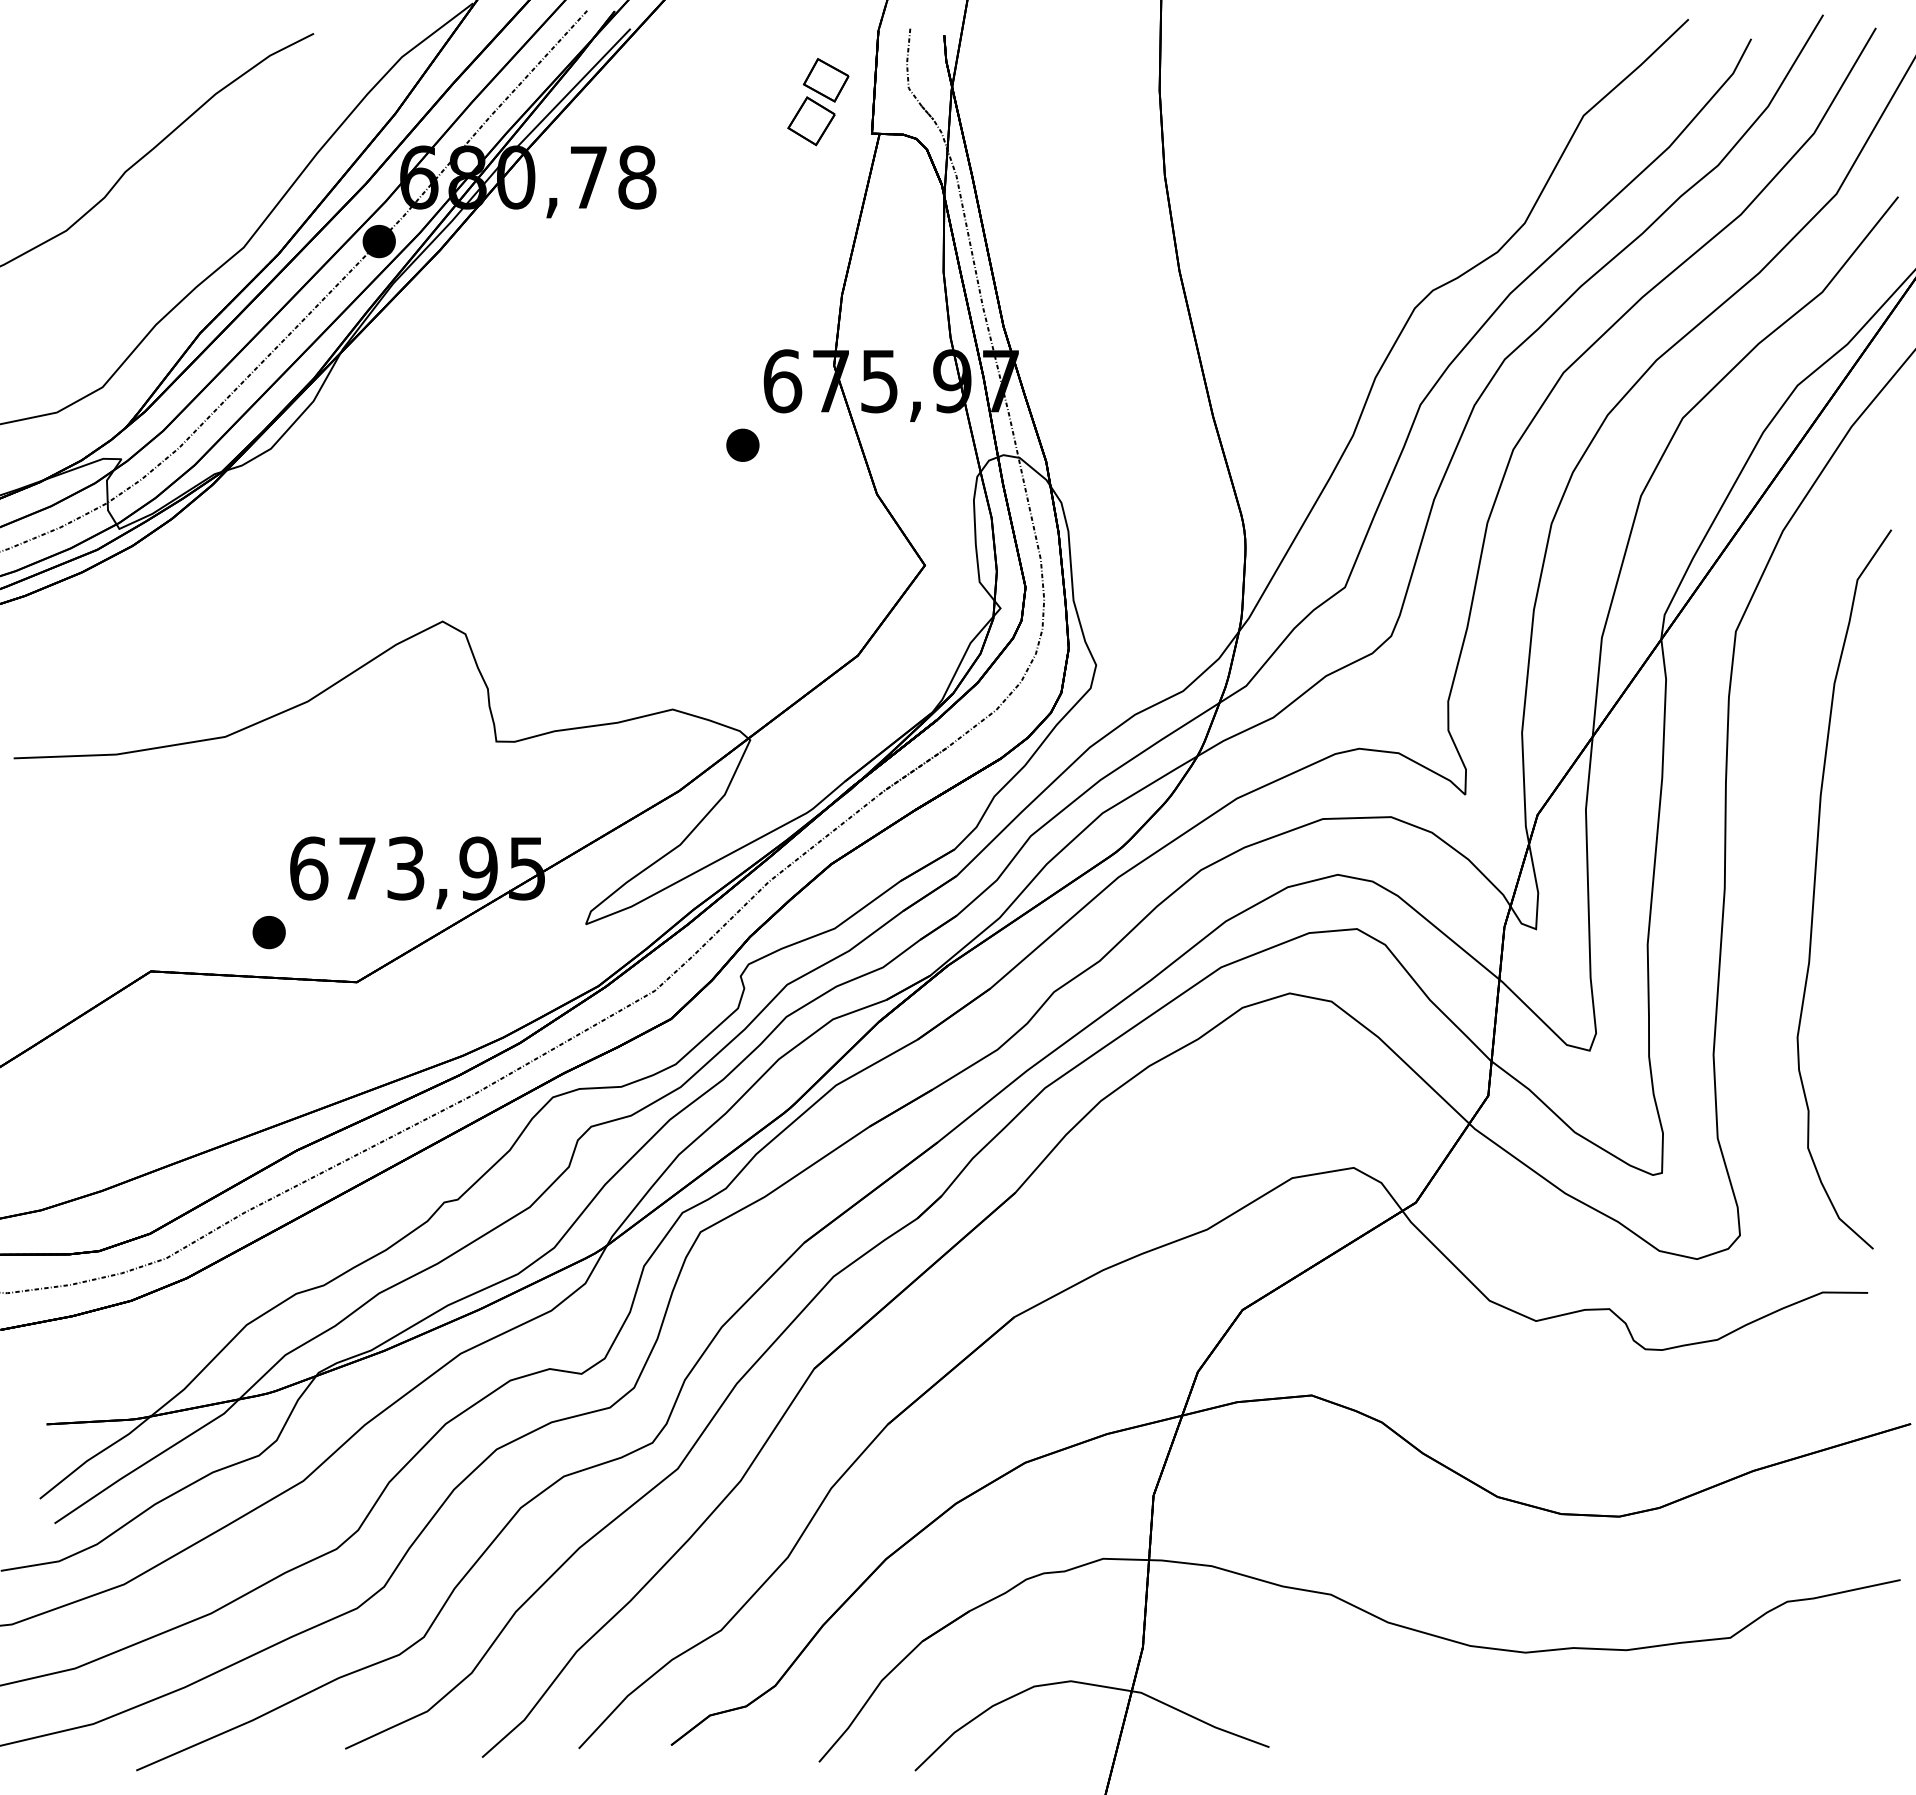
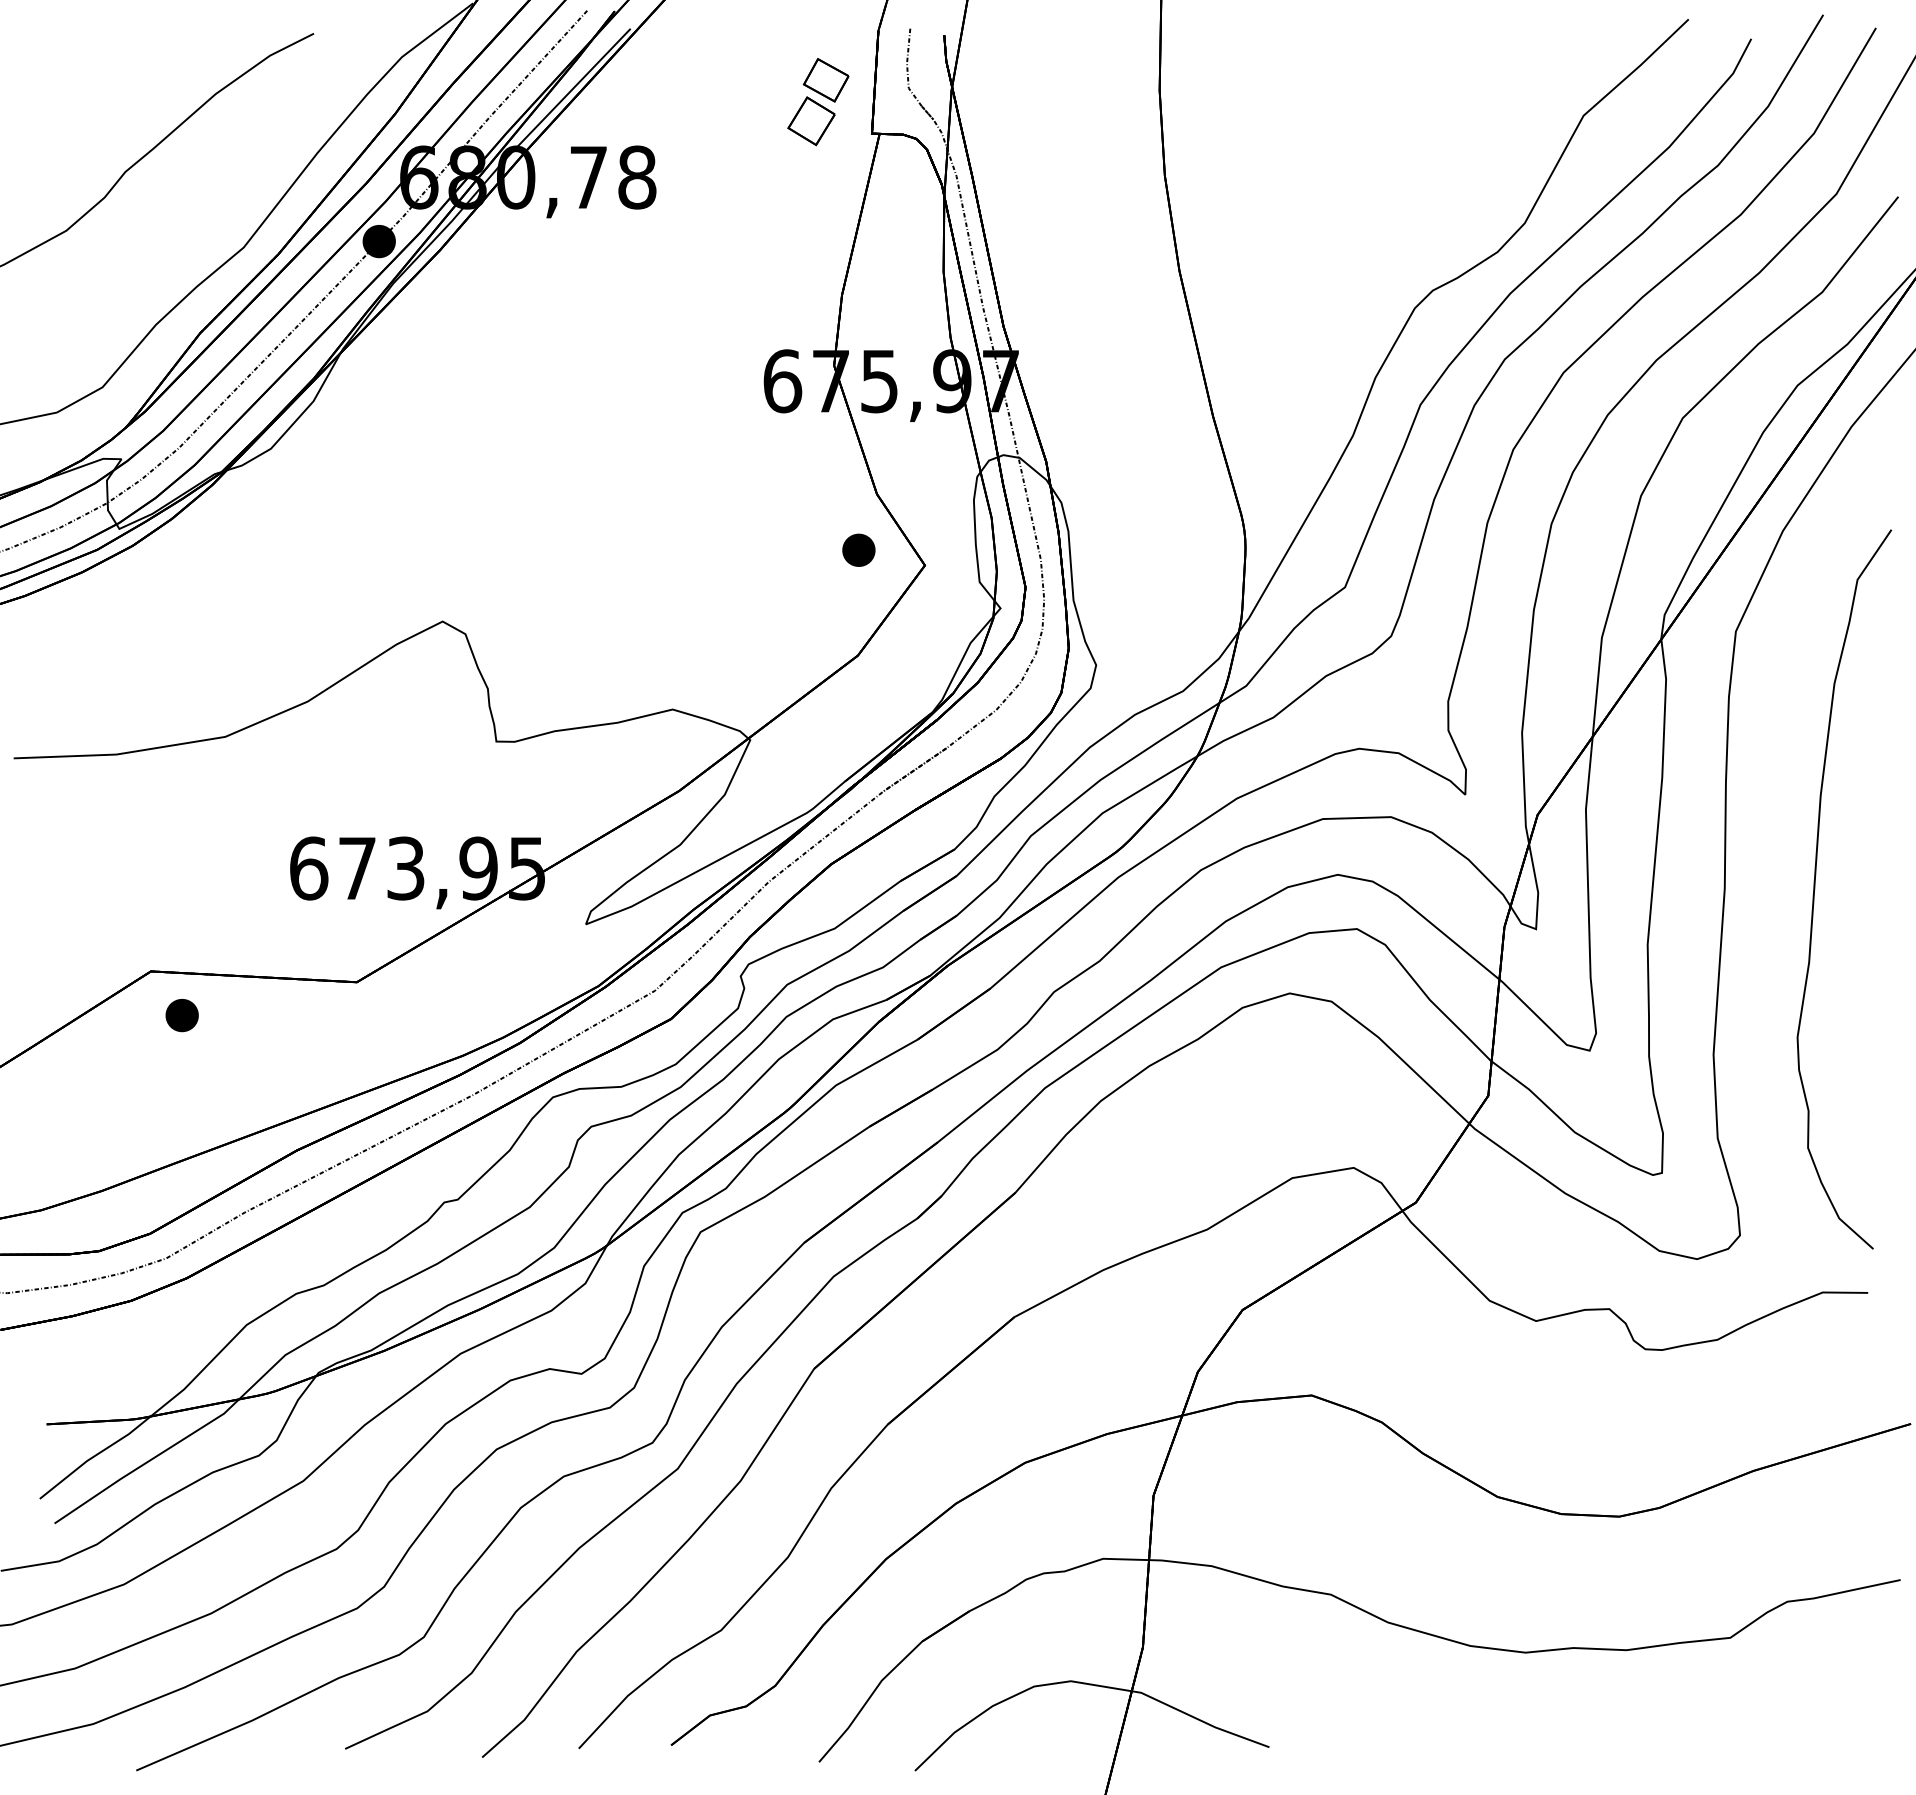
part position: (742, 444) -> (858, 549) (858, 549)
part position: (268, 932) -> (181, 1015) (181, 1015)
